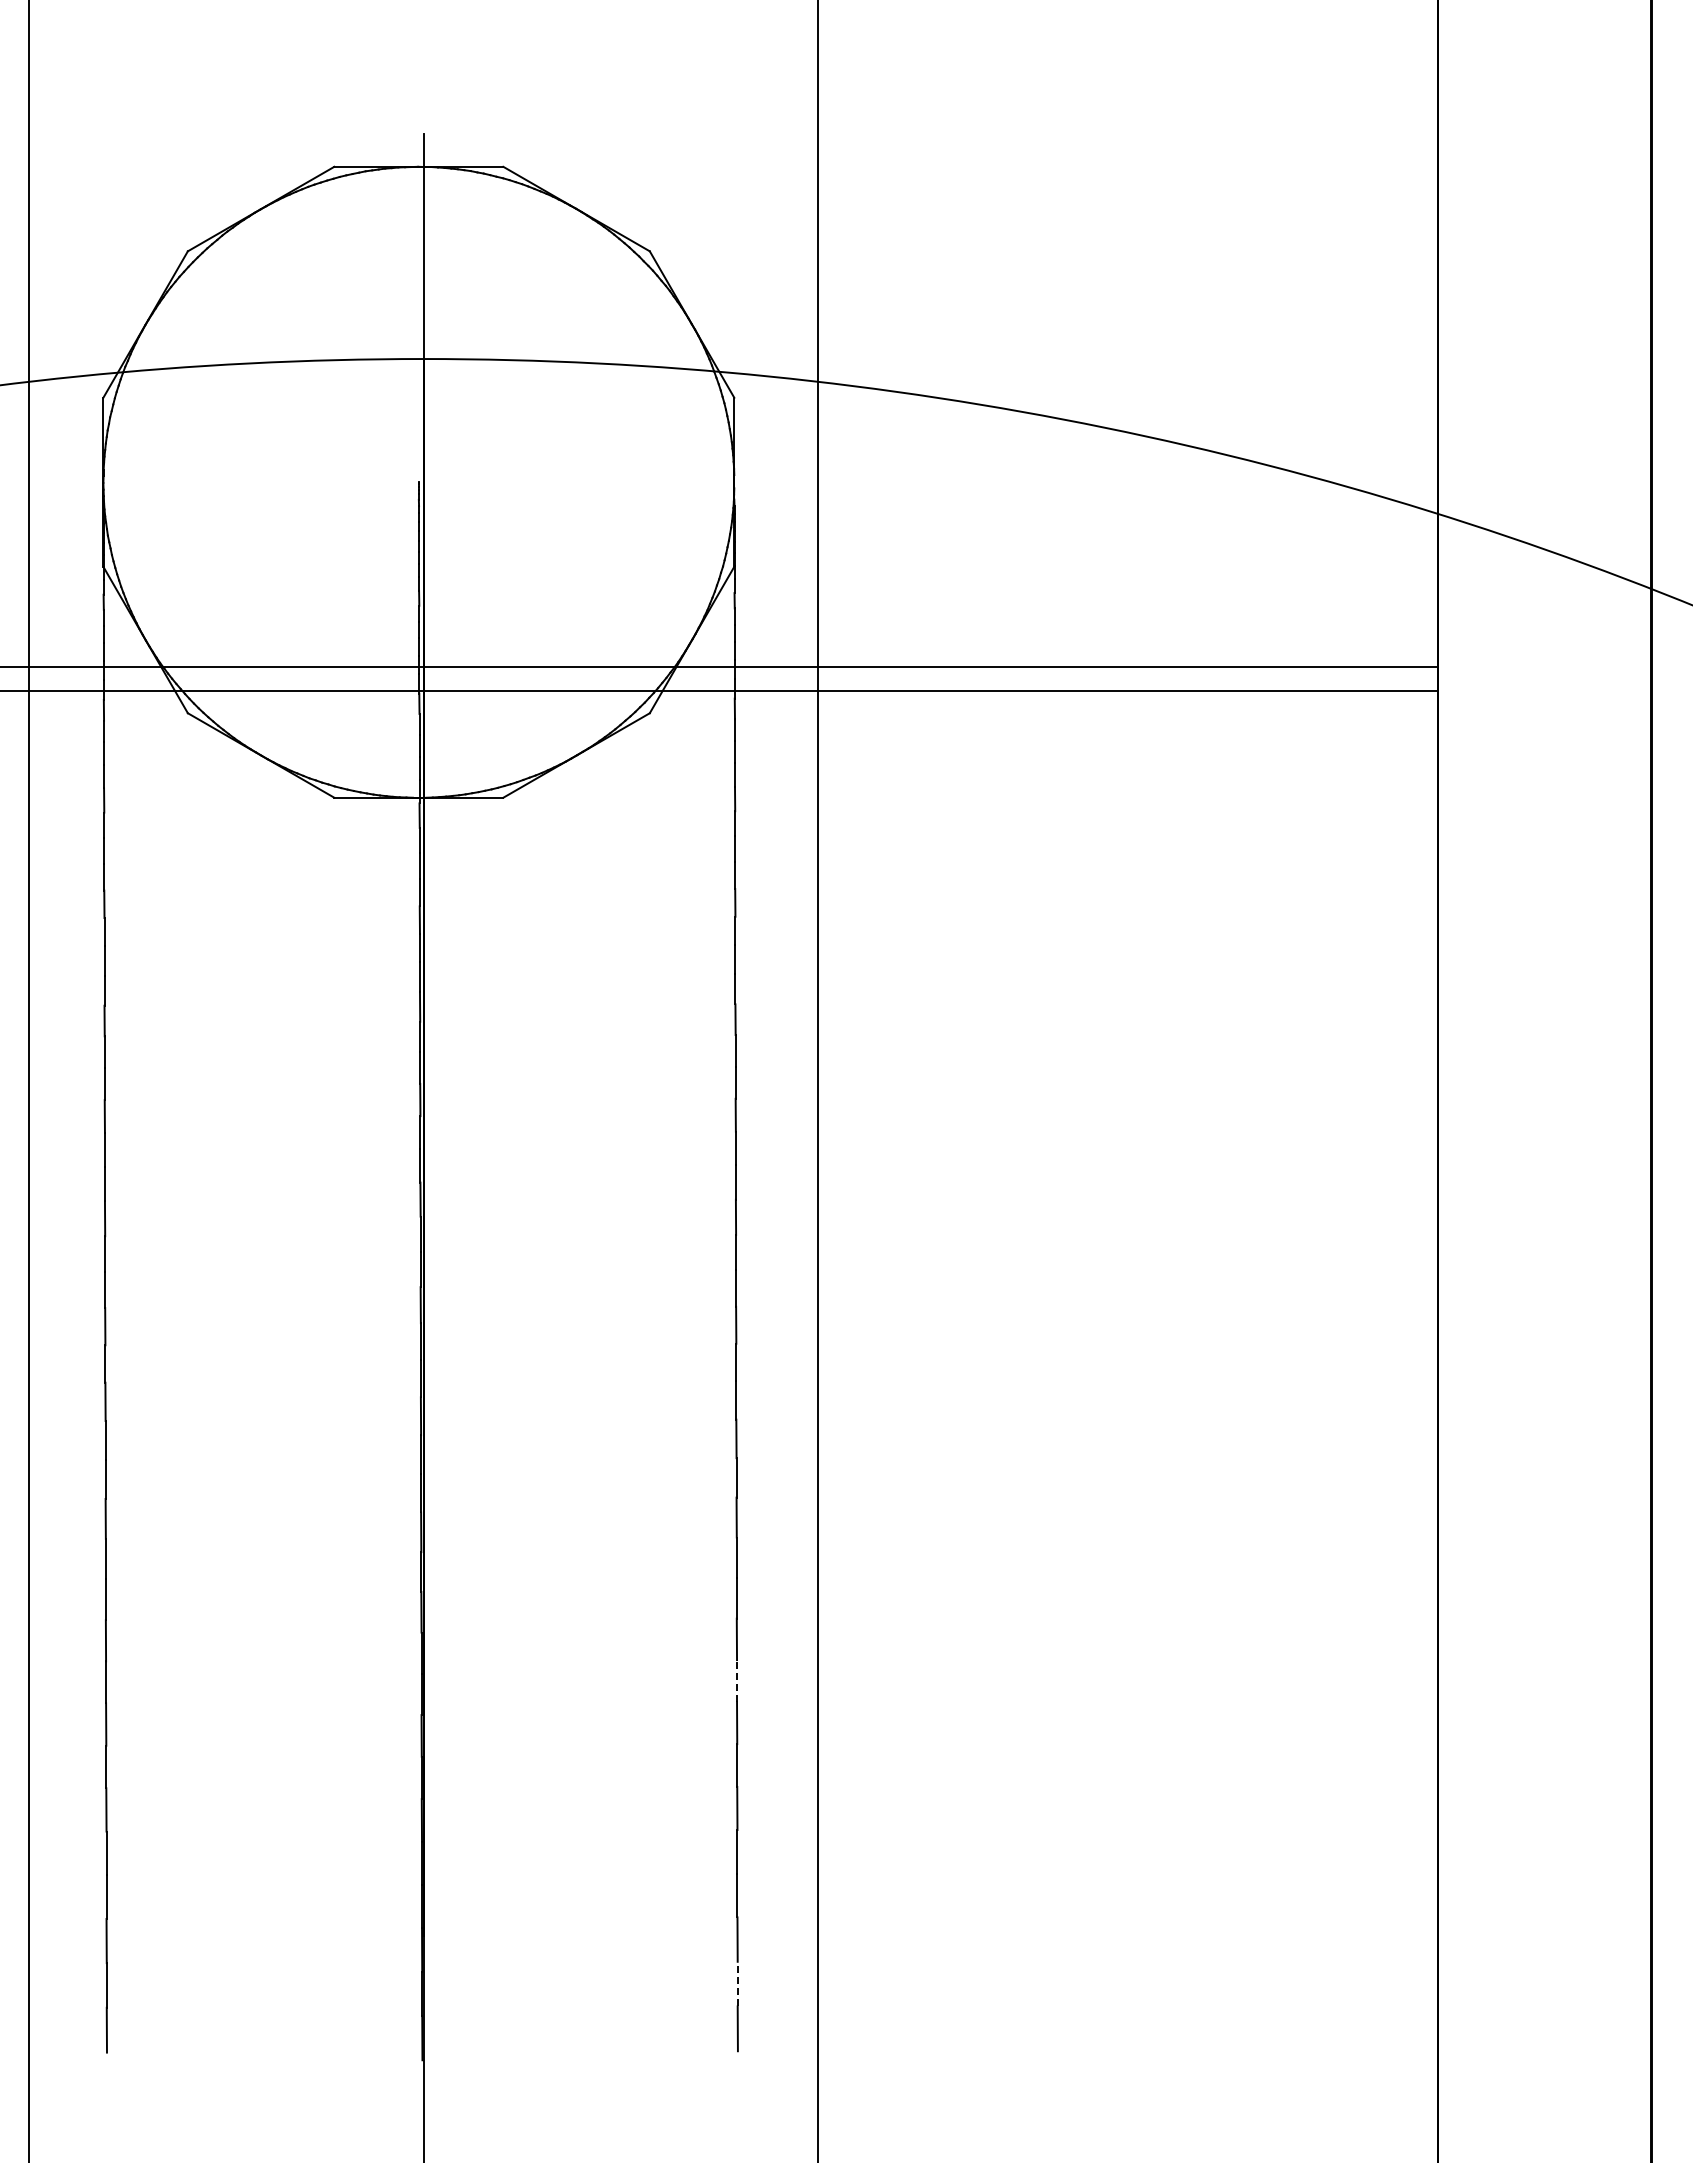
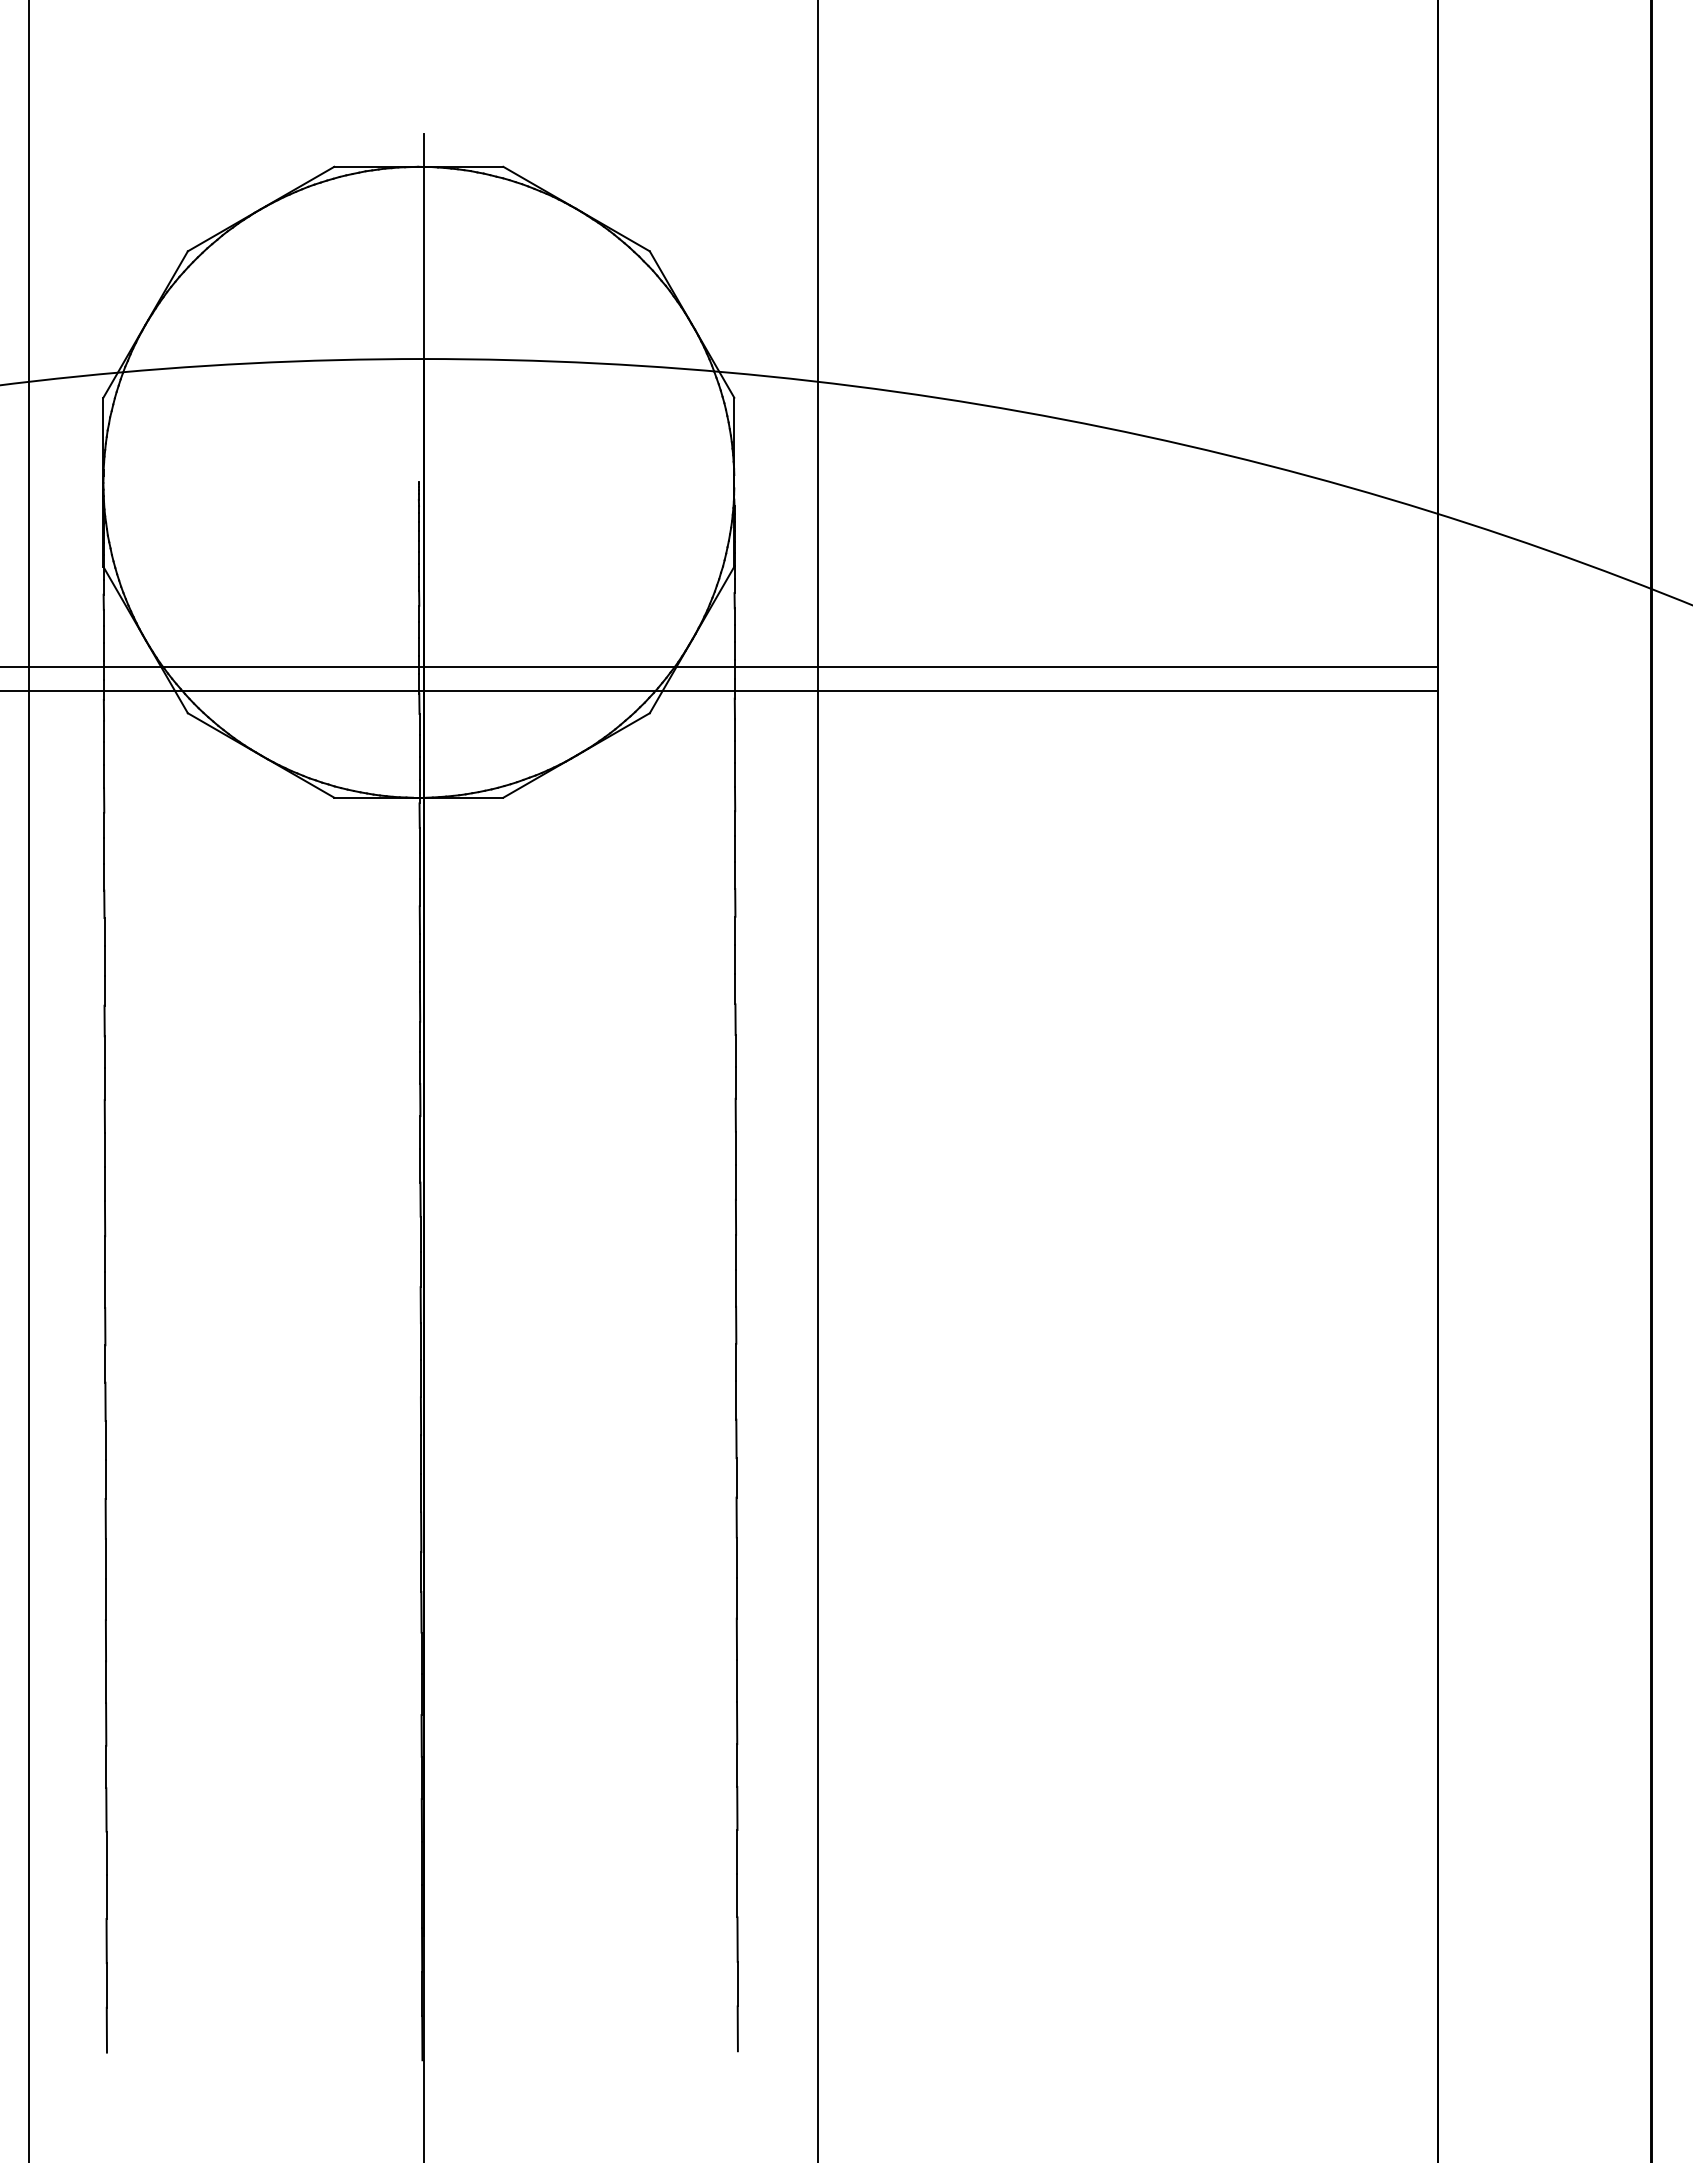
line: dashed -> solid (737, 1681)
line: dashed -> solid (737, 1983)
